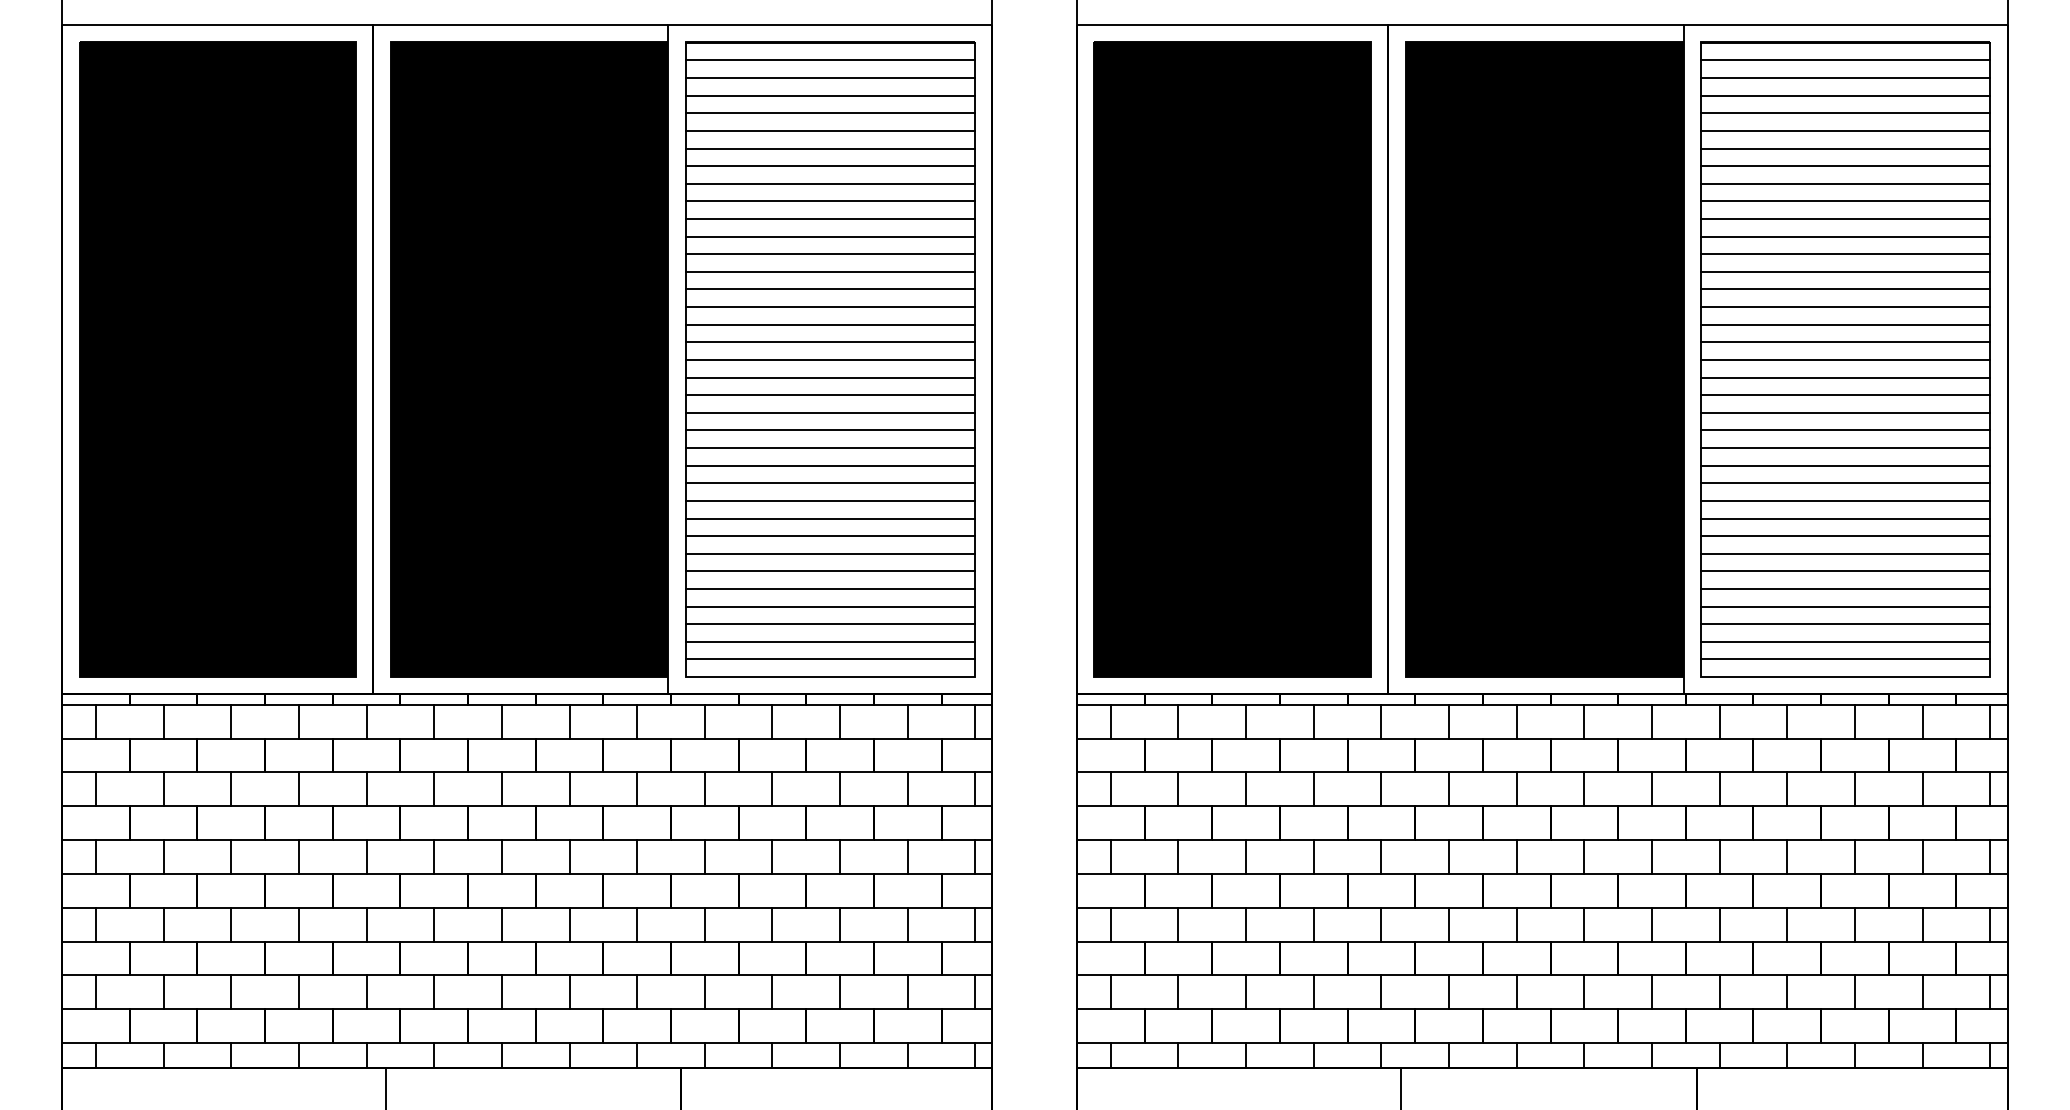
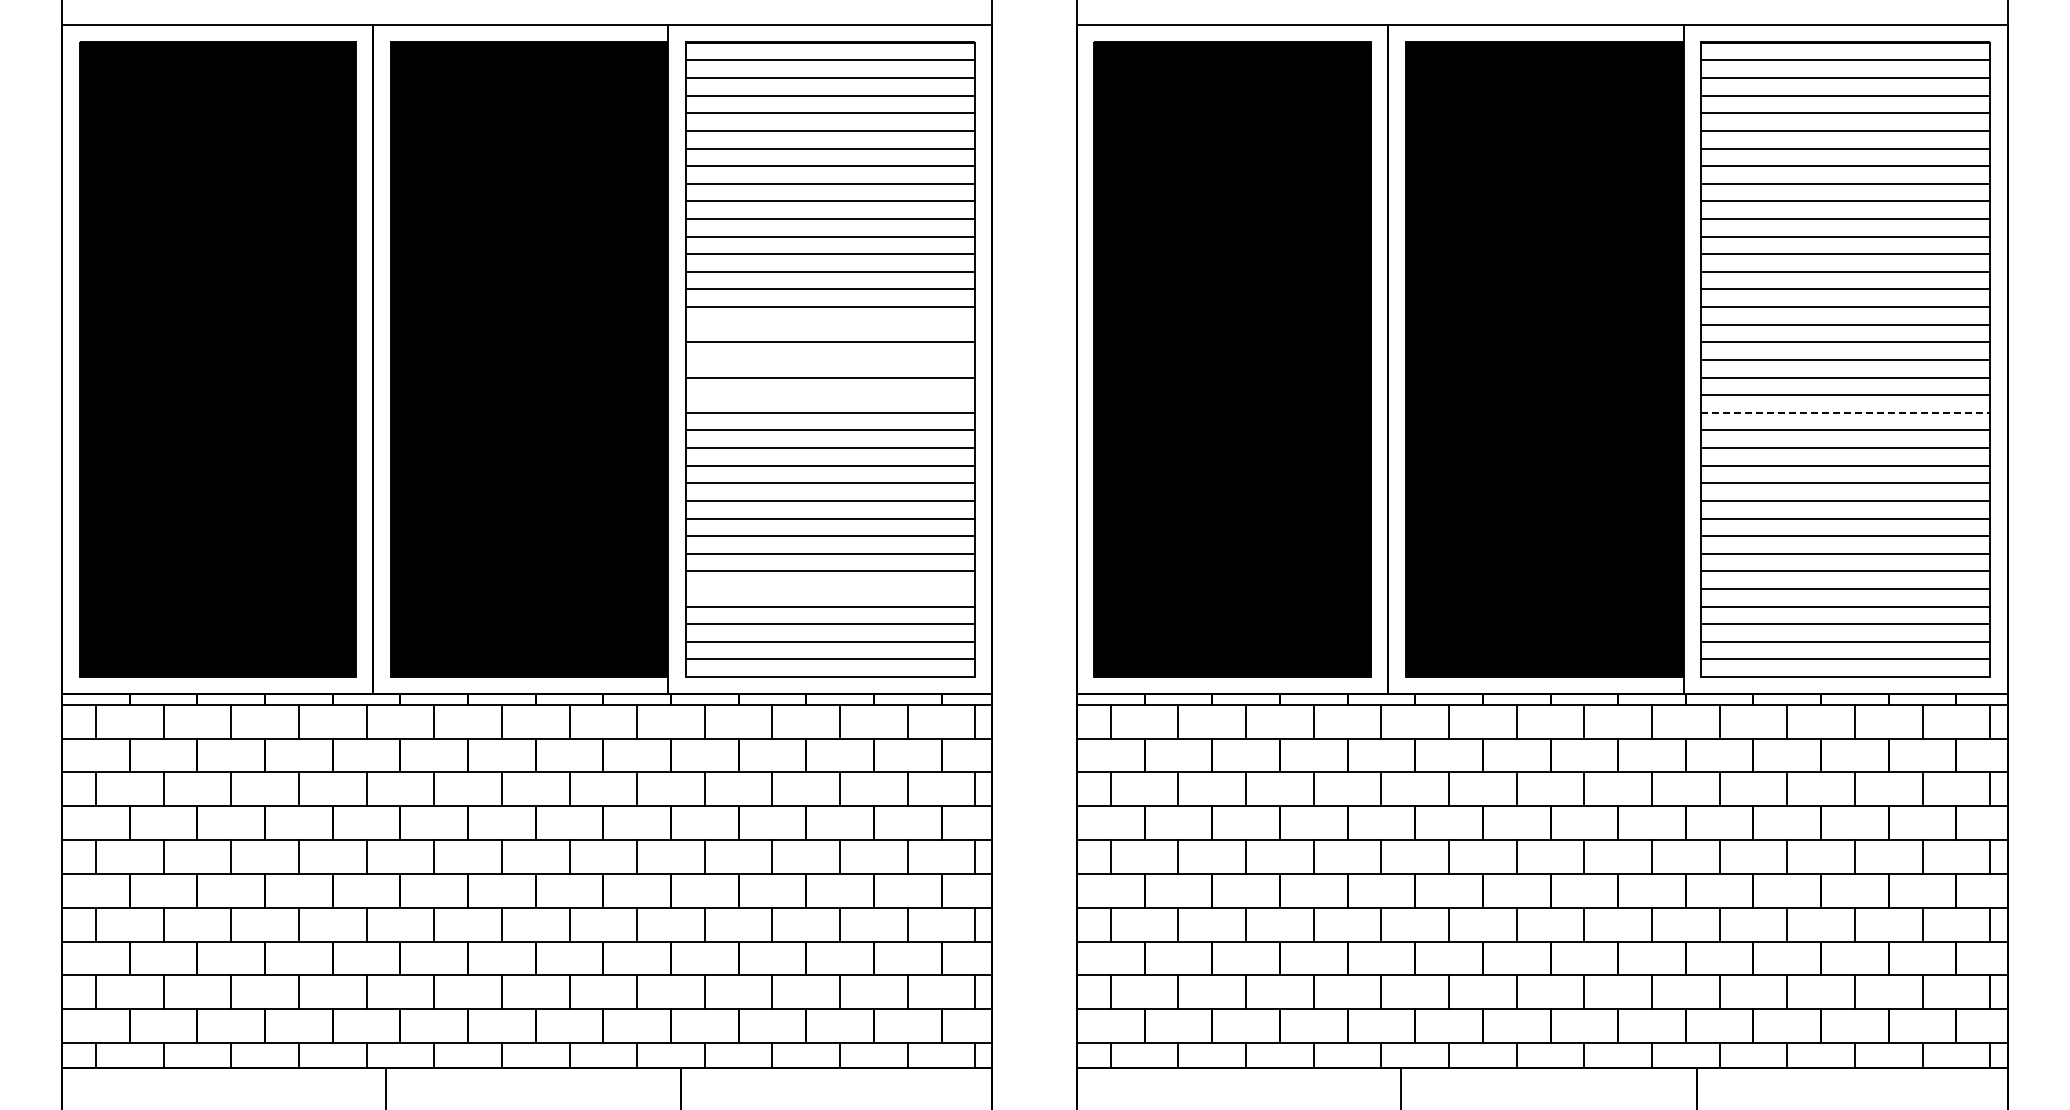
line: present -> none (829, 324)
line: present -> none (829, 359)
line: present -> none (829, 395)
line: solid -> dashed (1845, 412)
line: present -> none (829, 589)
